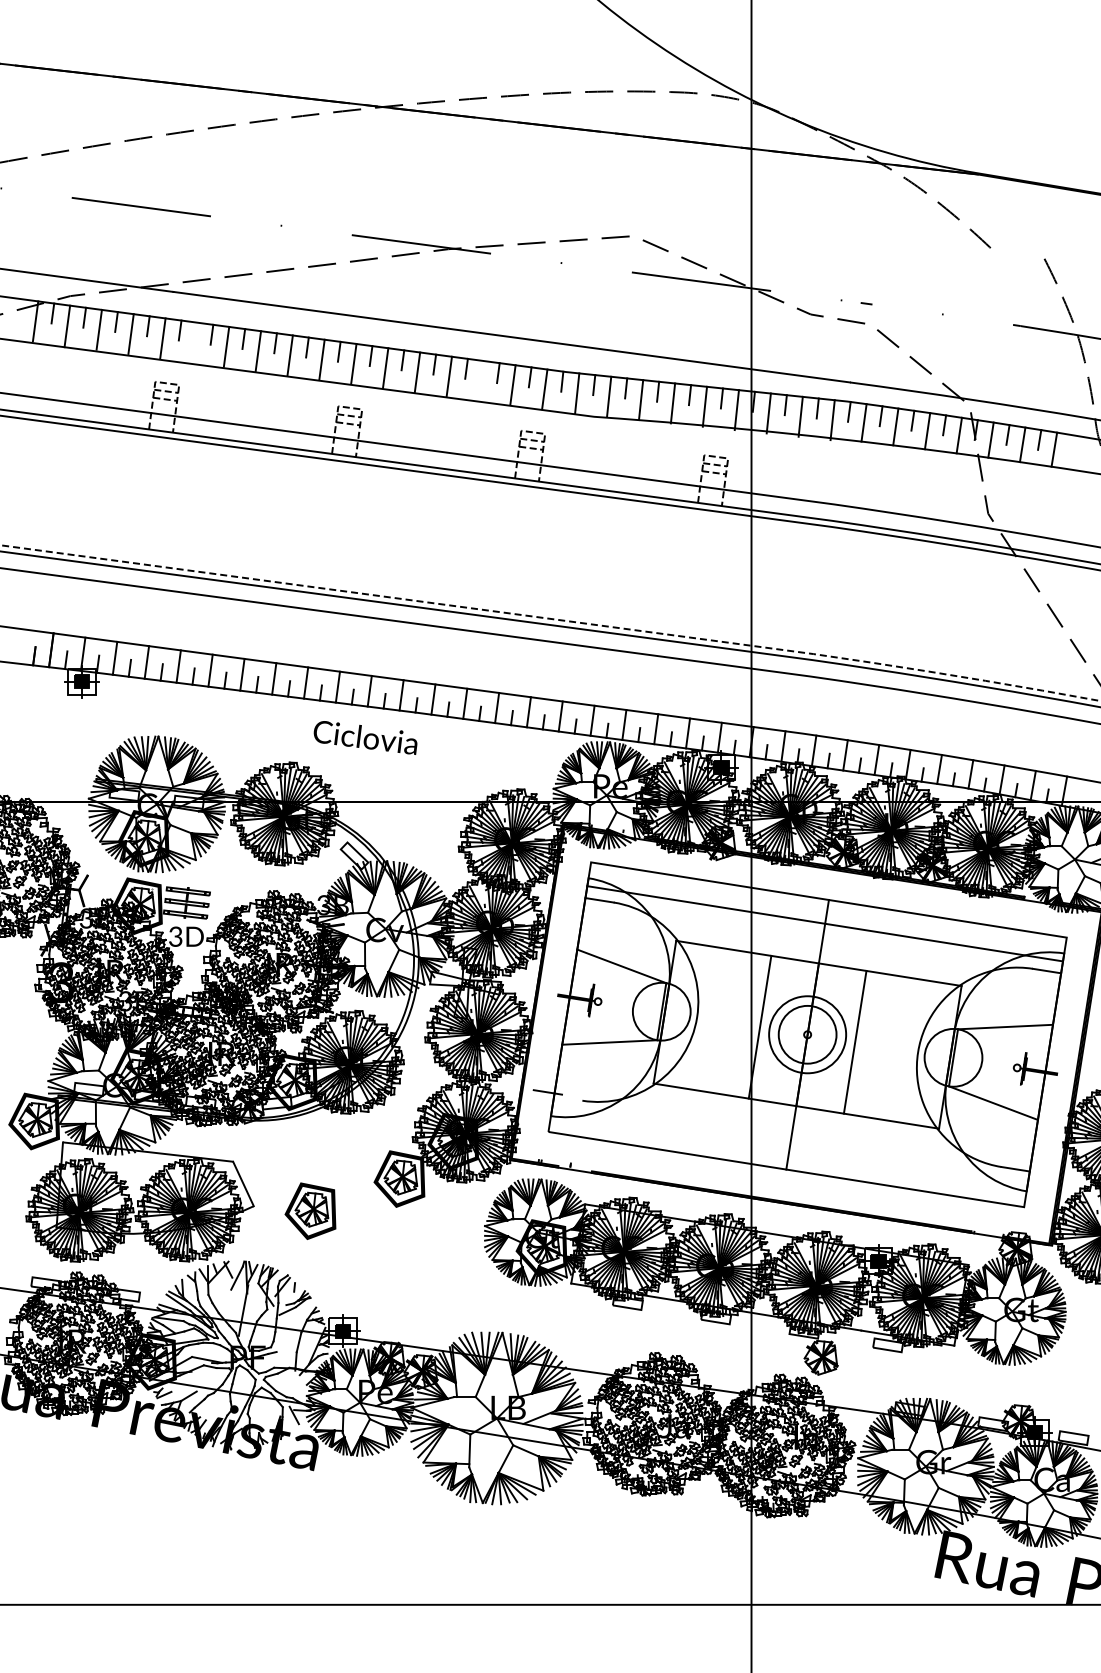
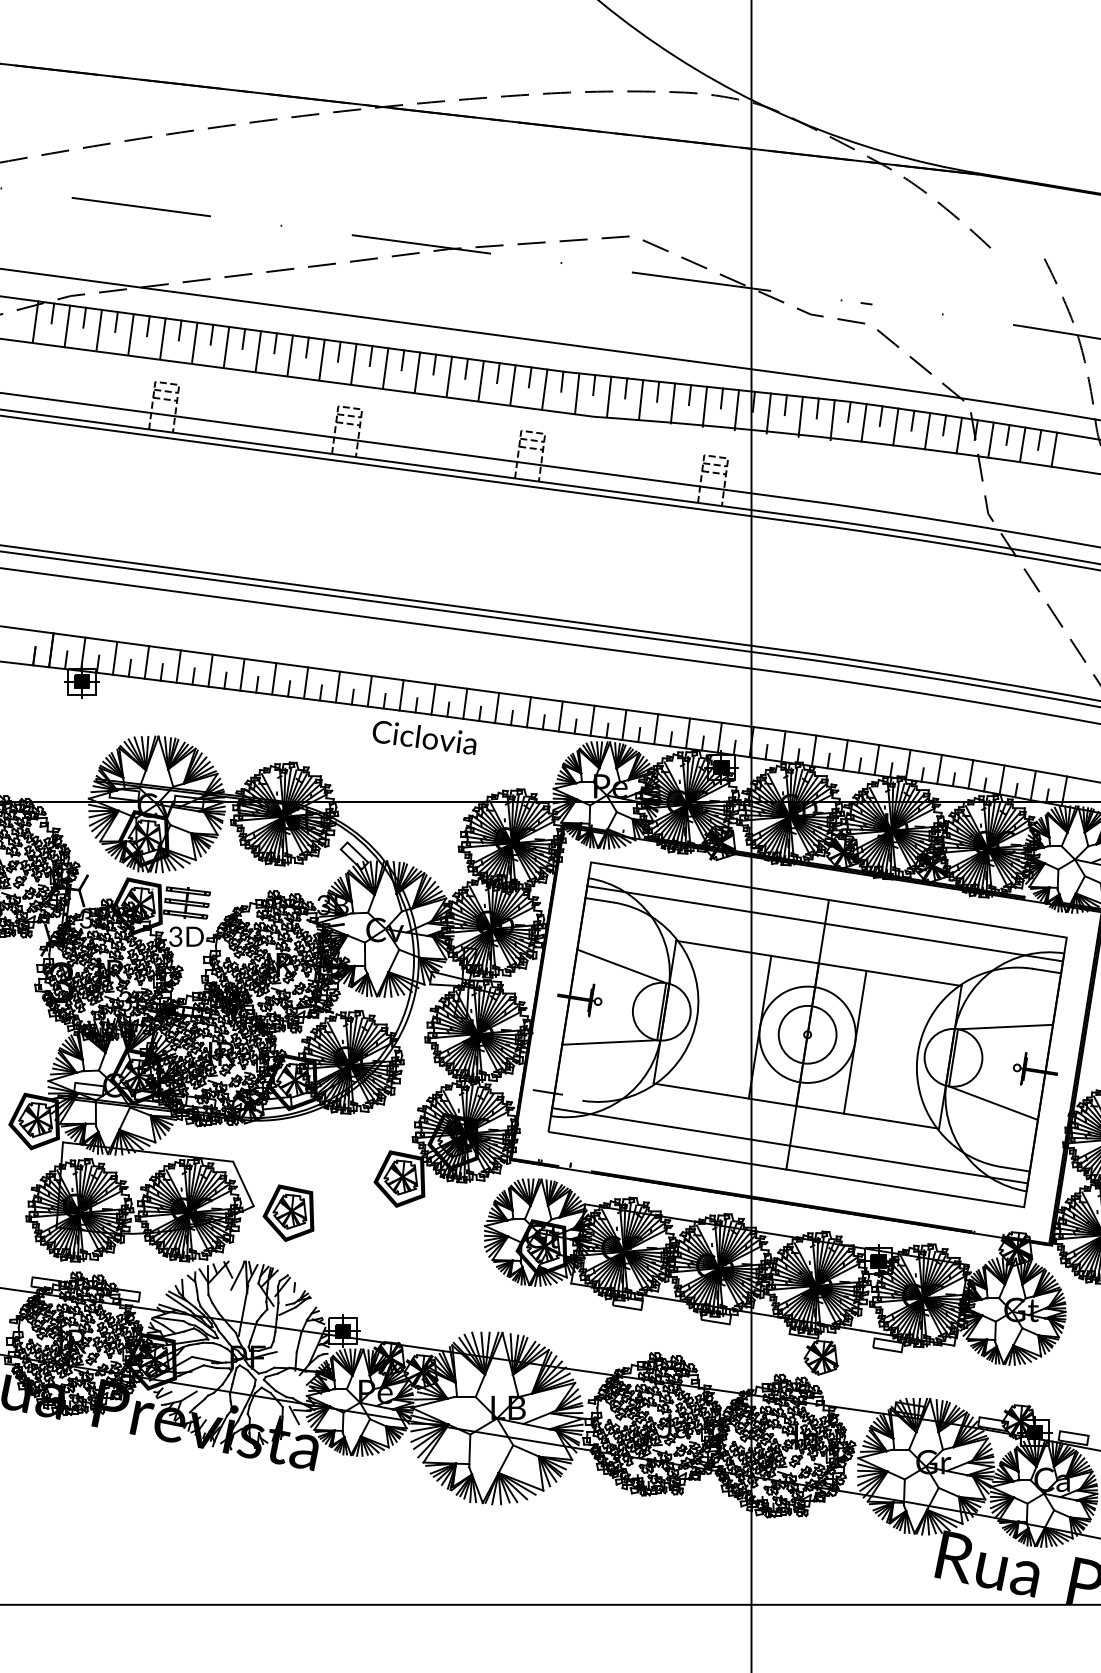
line: none -> present (194, 342)
line: none -> present (480, 380)
line: dashed -> solid (555, 619)
text position: (365, 737) -> (424, 737) (424, 737)
circle diameter: 77 px -> 96 px (807, 1034)
line: none -> present (789, 1145)
part position: (310, 1210) -> (288, 1212) (288, 1212)
